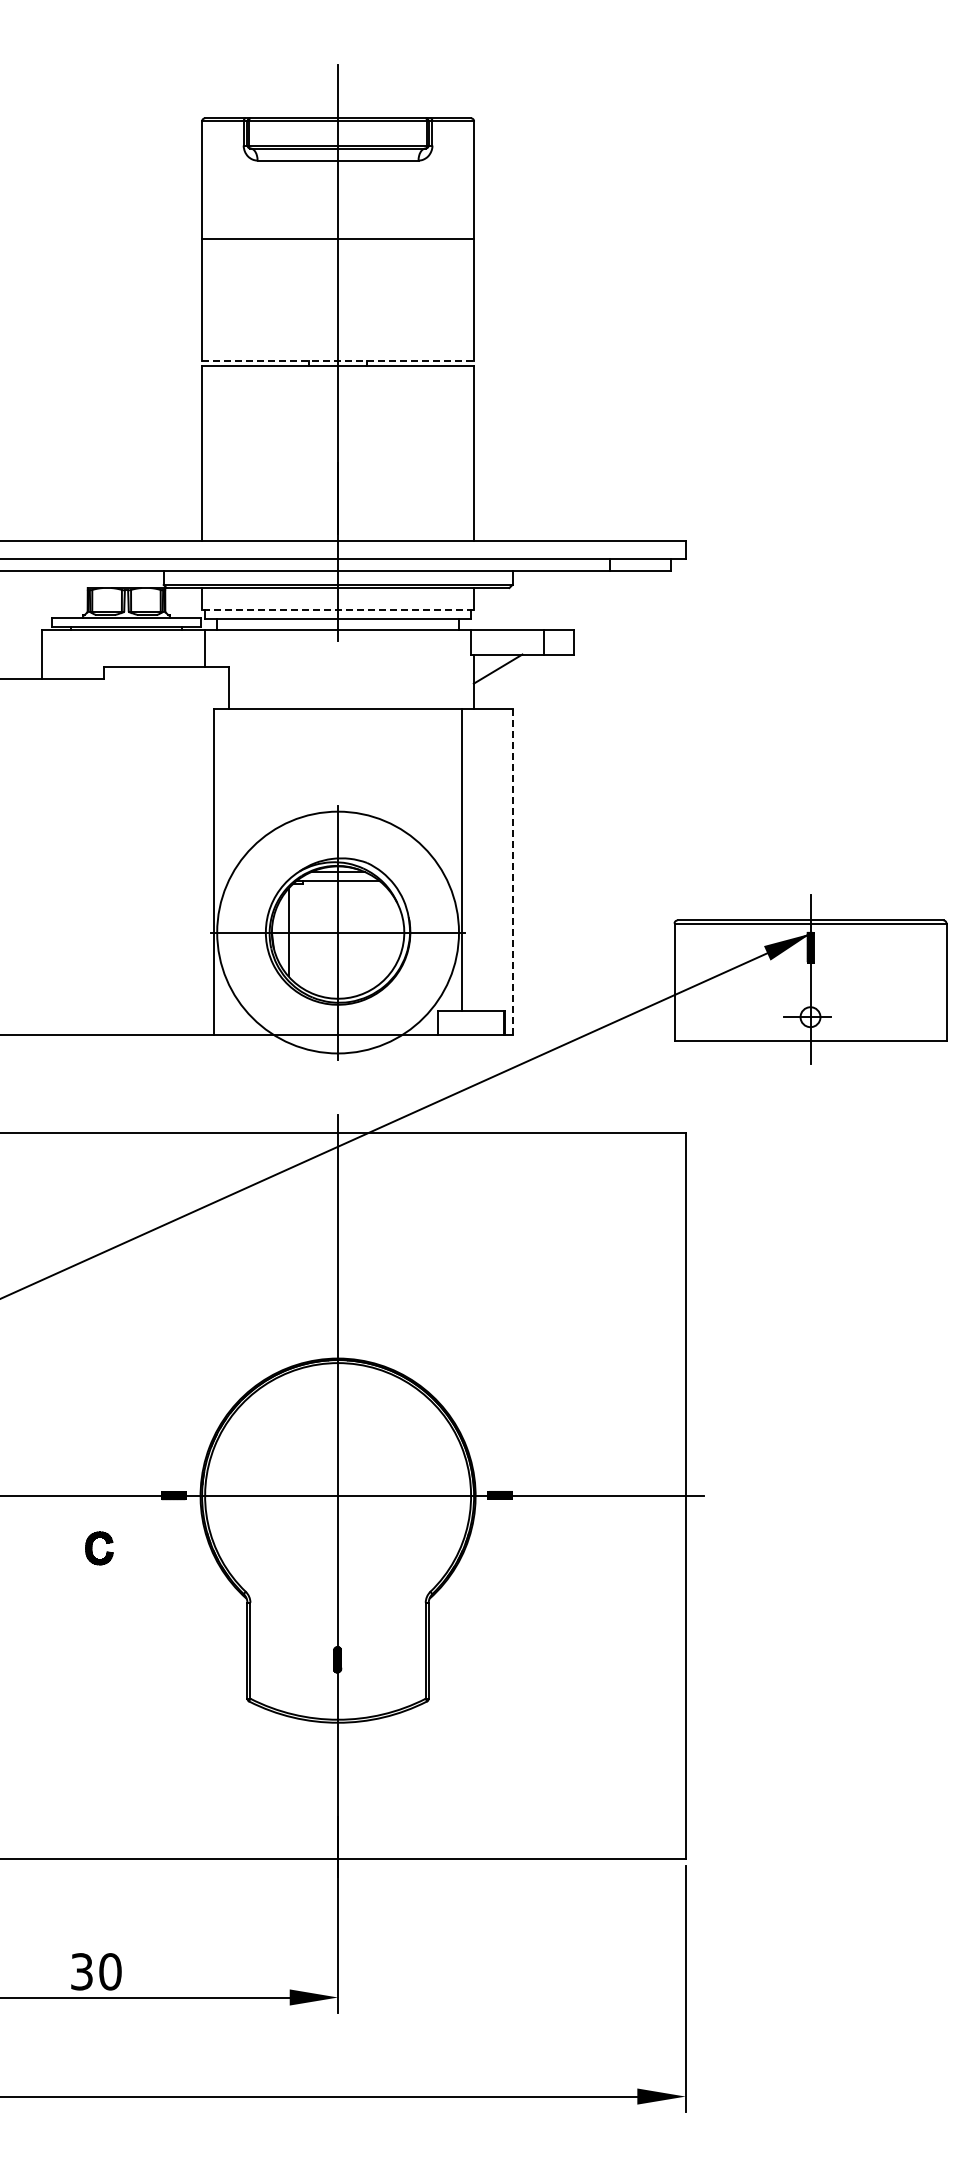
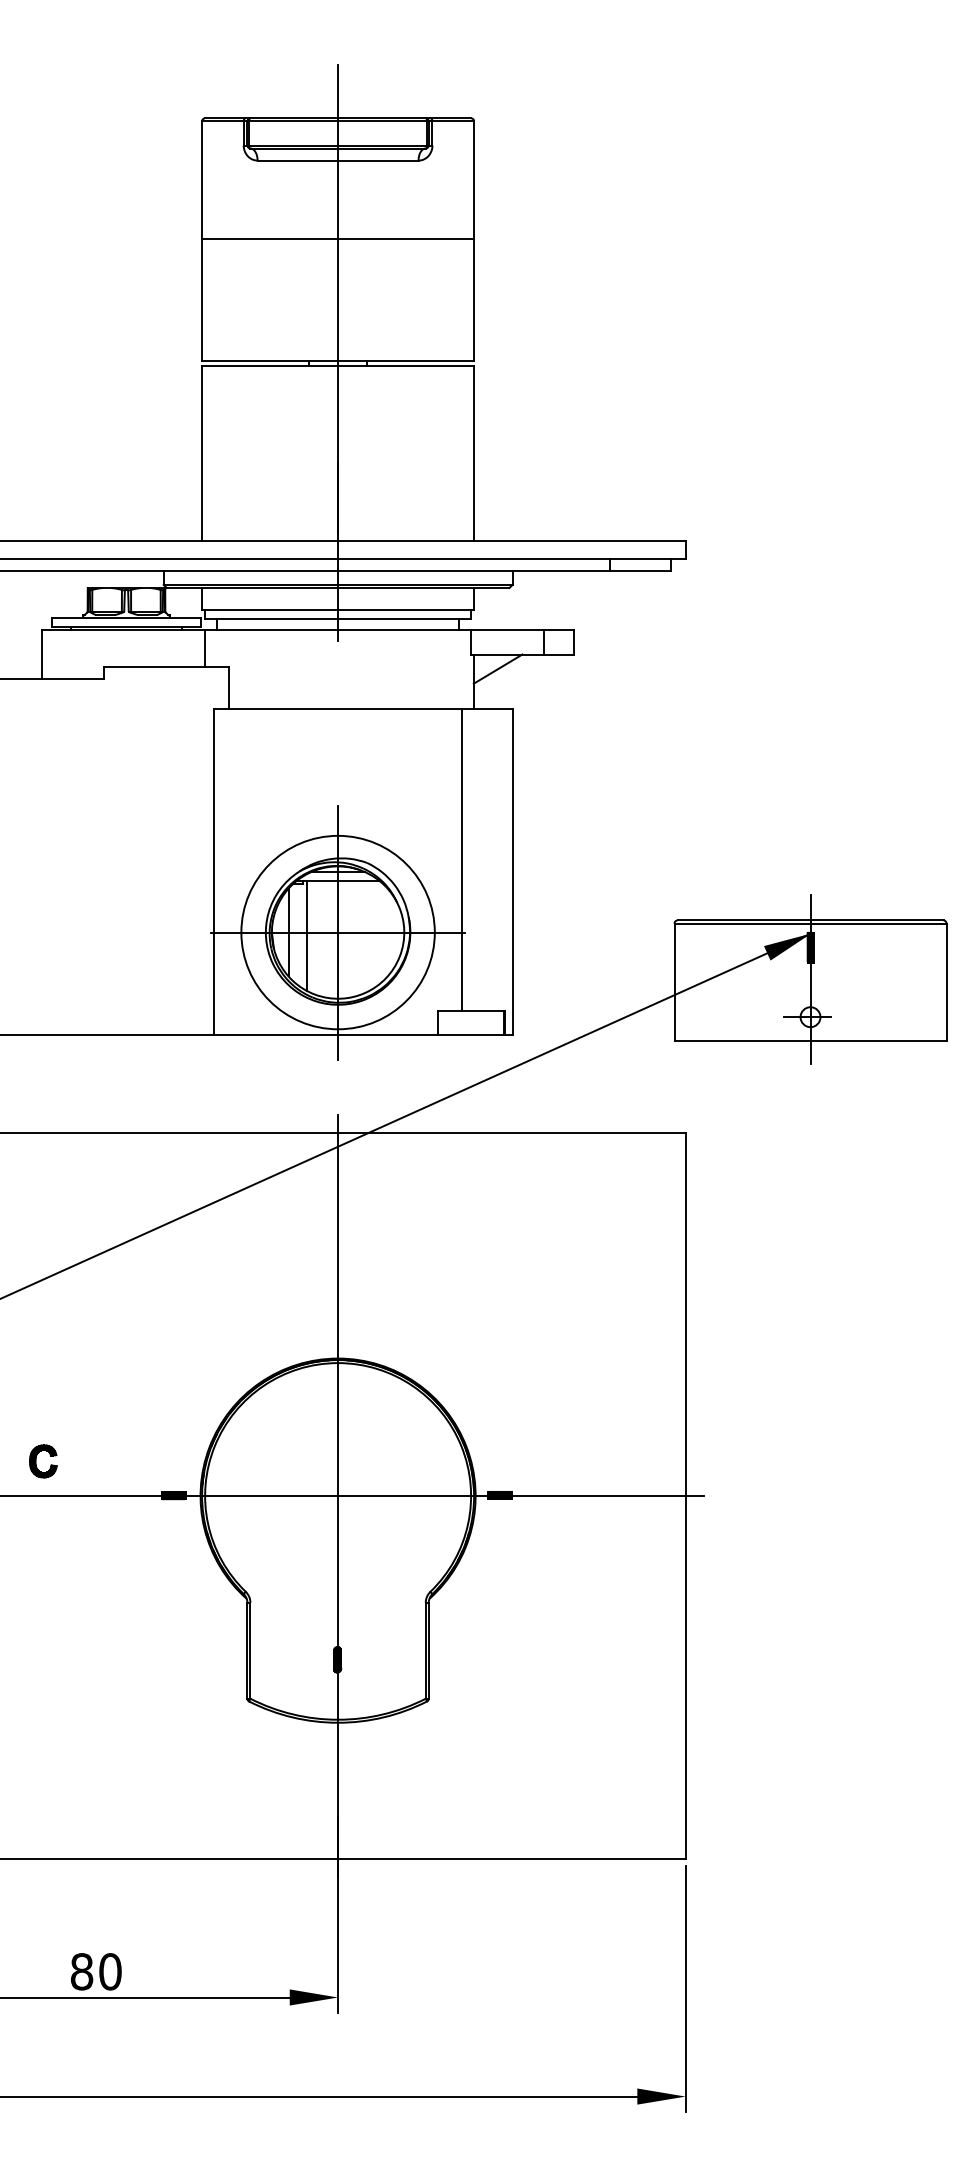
line: dashed -> solid (338, 361)
line: dashed -> solid (337, 610)
line: dashed -> solid (513, 871)
circle diameter: 242 px -> 193 px (337, 932)
line: none -> present (306, 935)
part position: (92, 1548) -> (36, 1461) (36, 1461)
text: 30 -> 80 (81, 1971)
